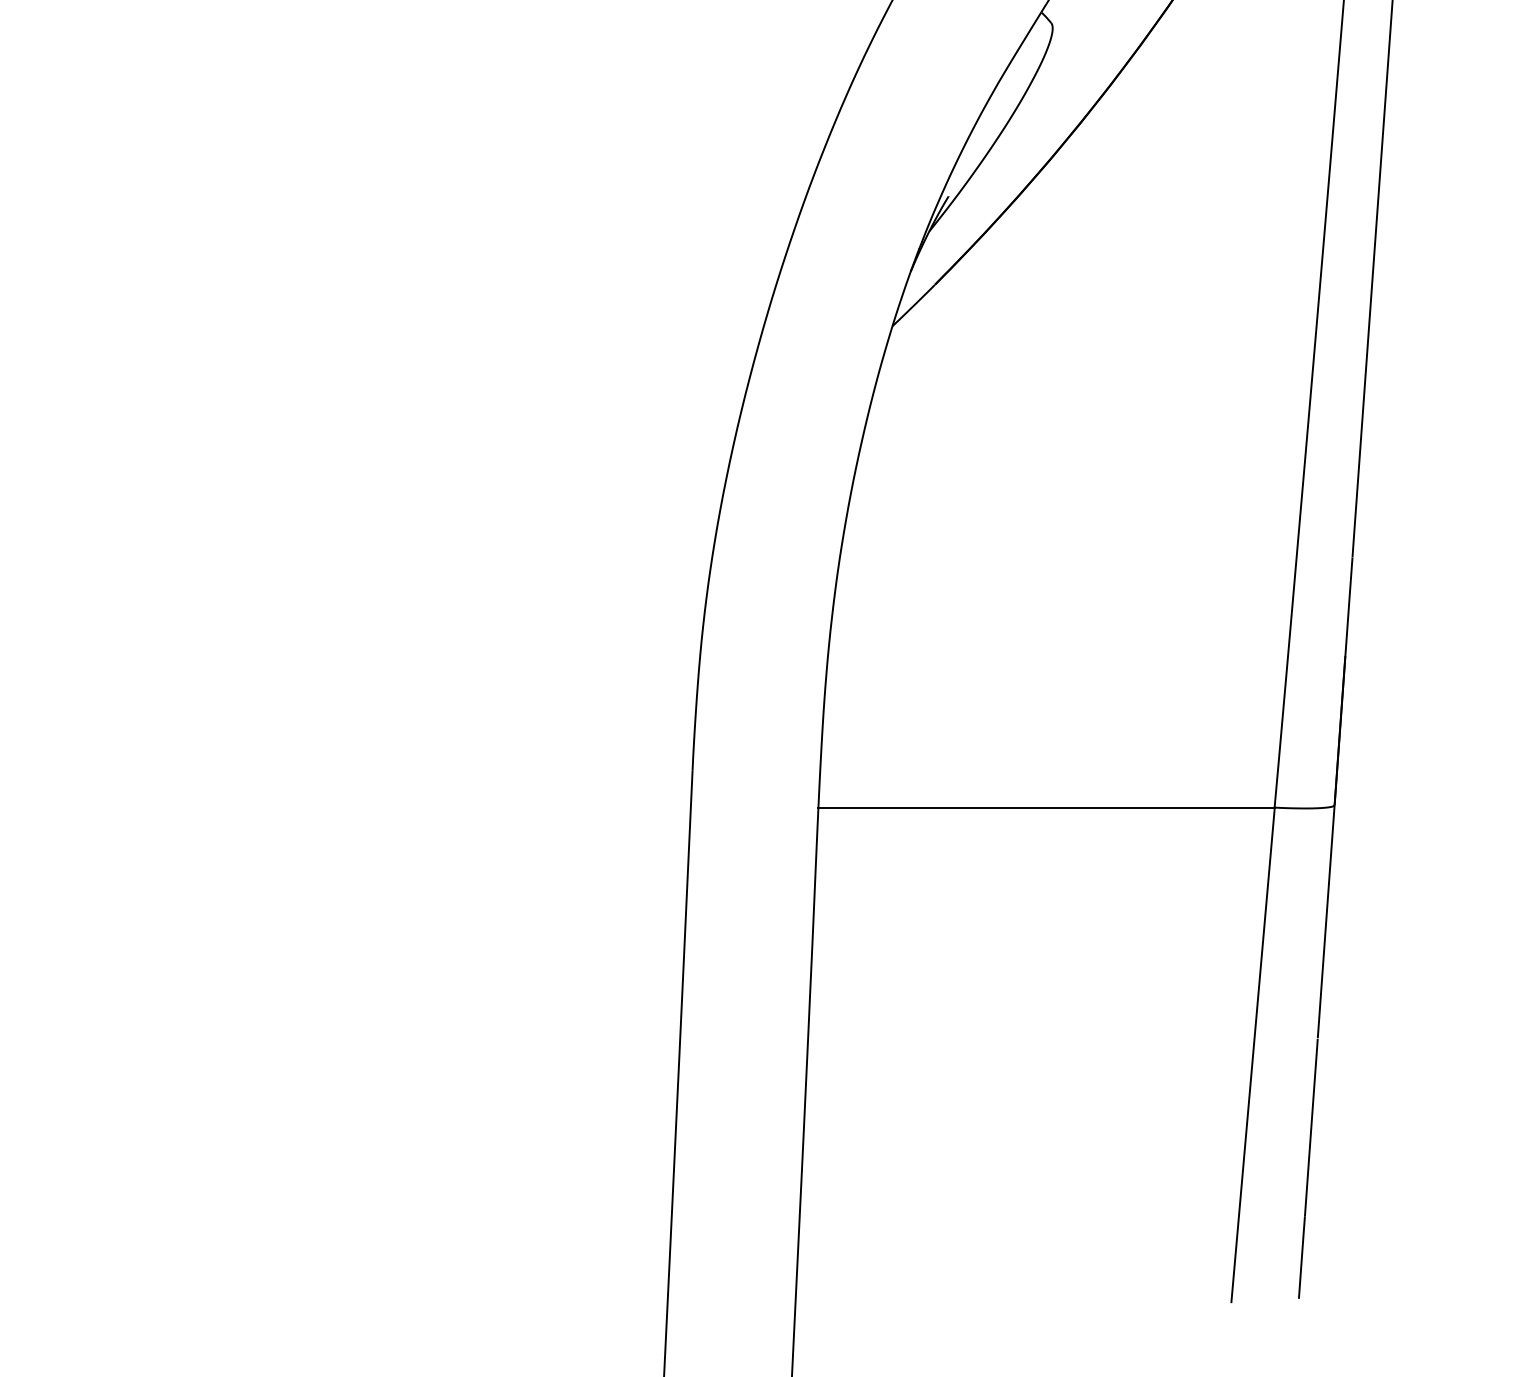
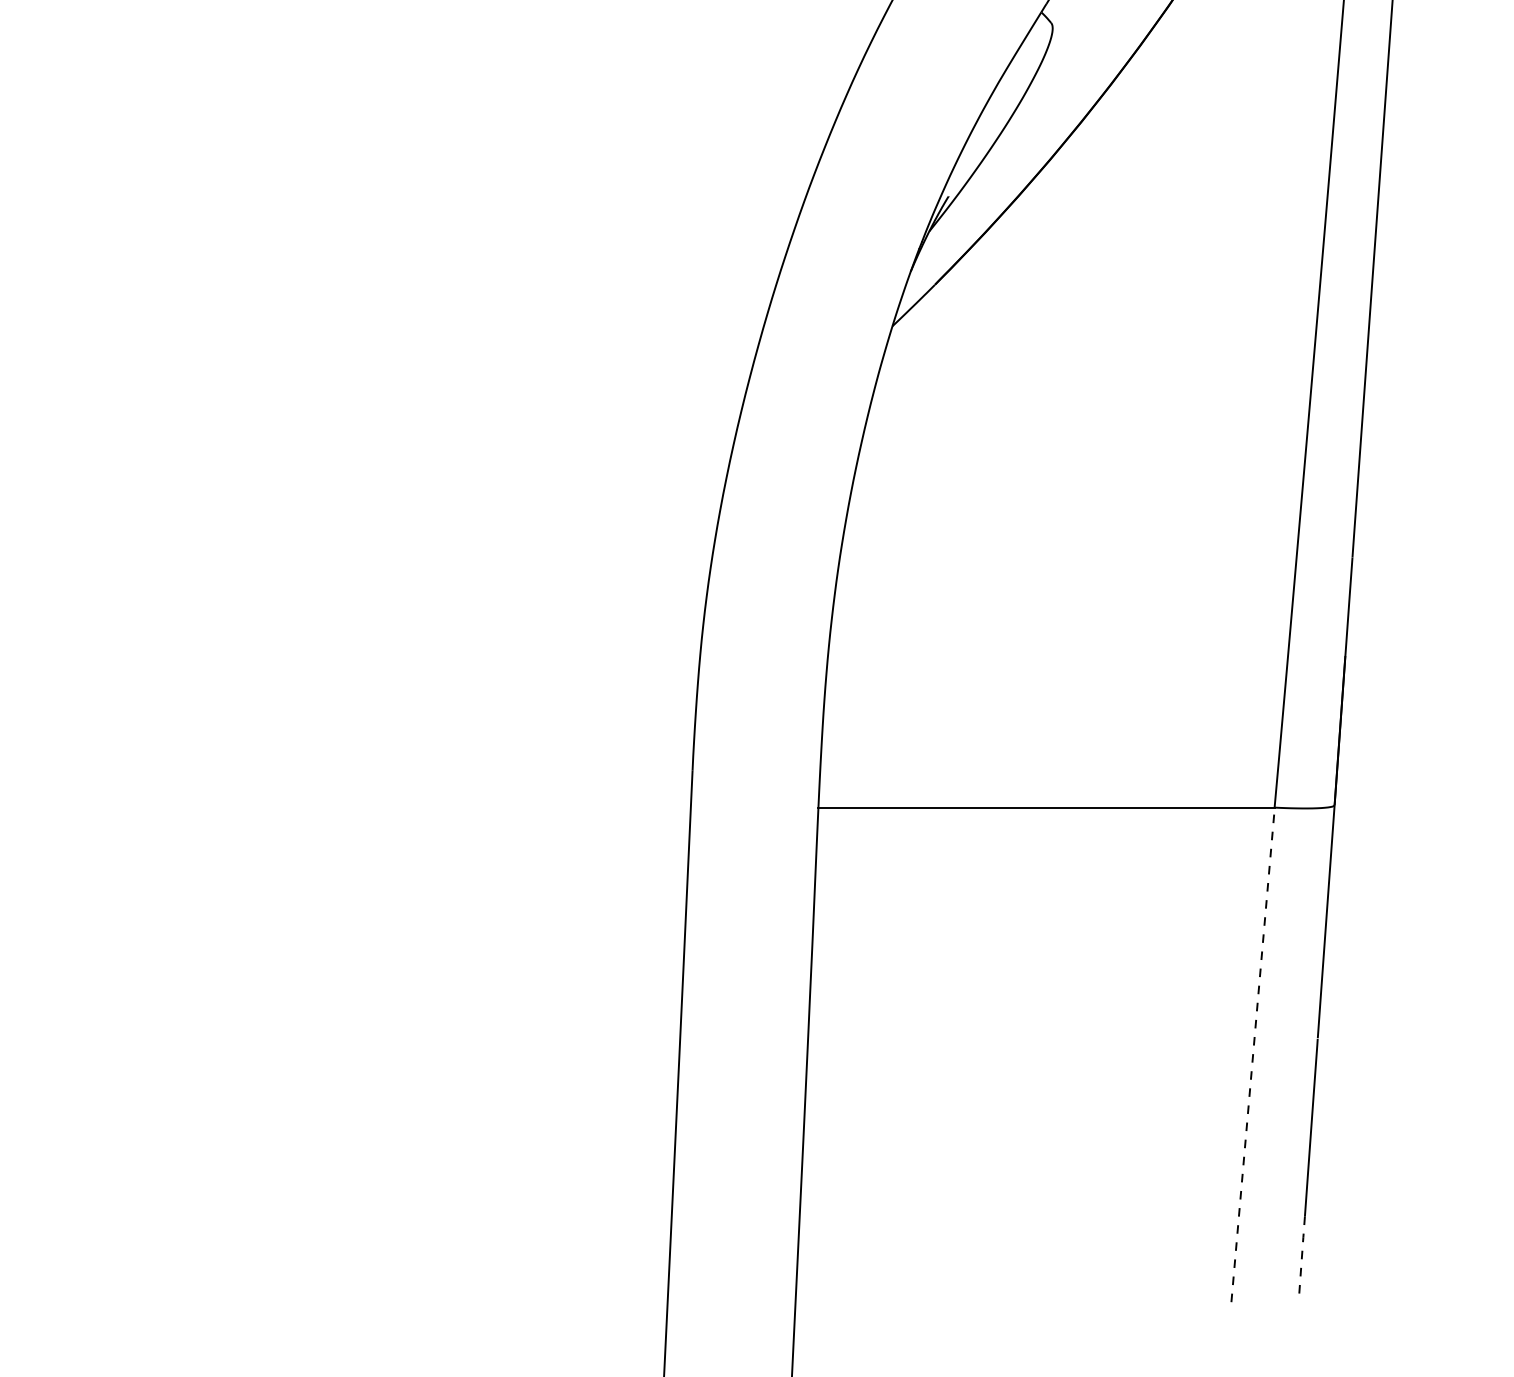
line: solid -> dashed (1253, 1054)
line: solid -> dashed (1301, 1257)
